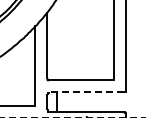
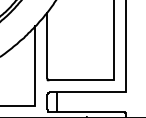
line: dashed -> solid (86, 92)
line: dashed -> solid (72, 117)
